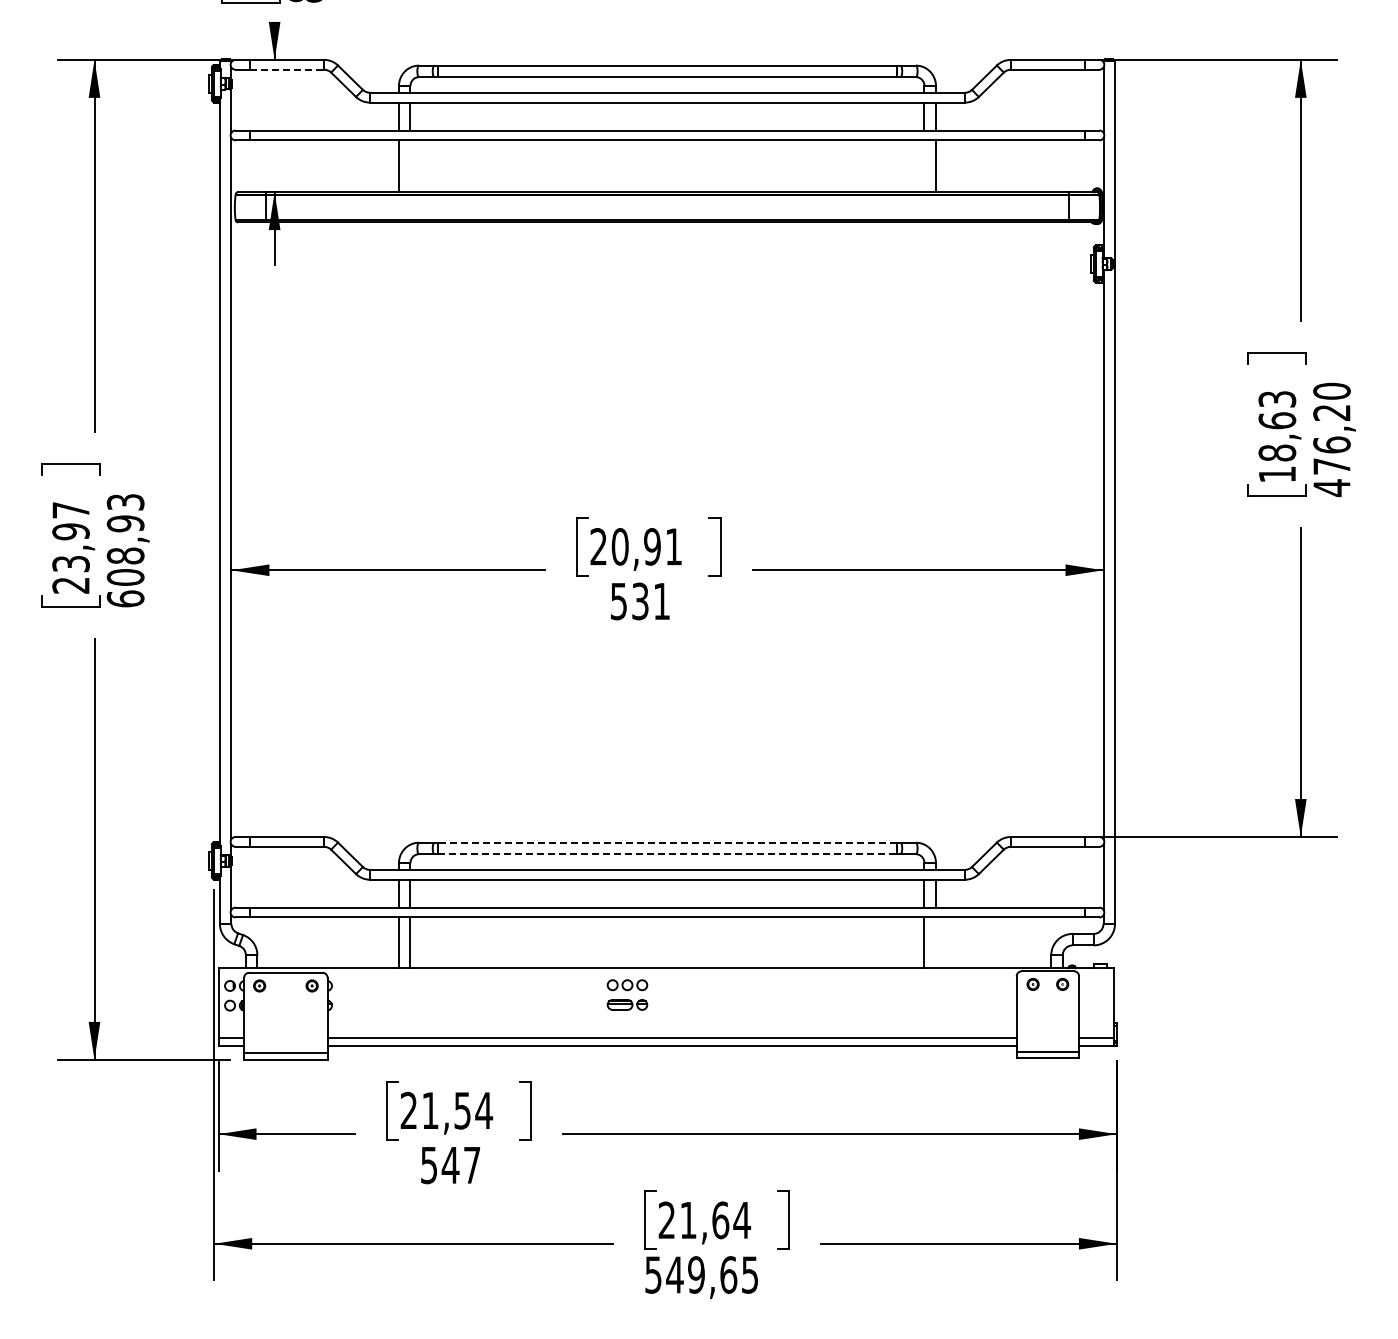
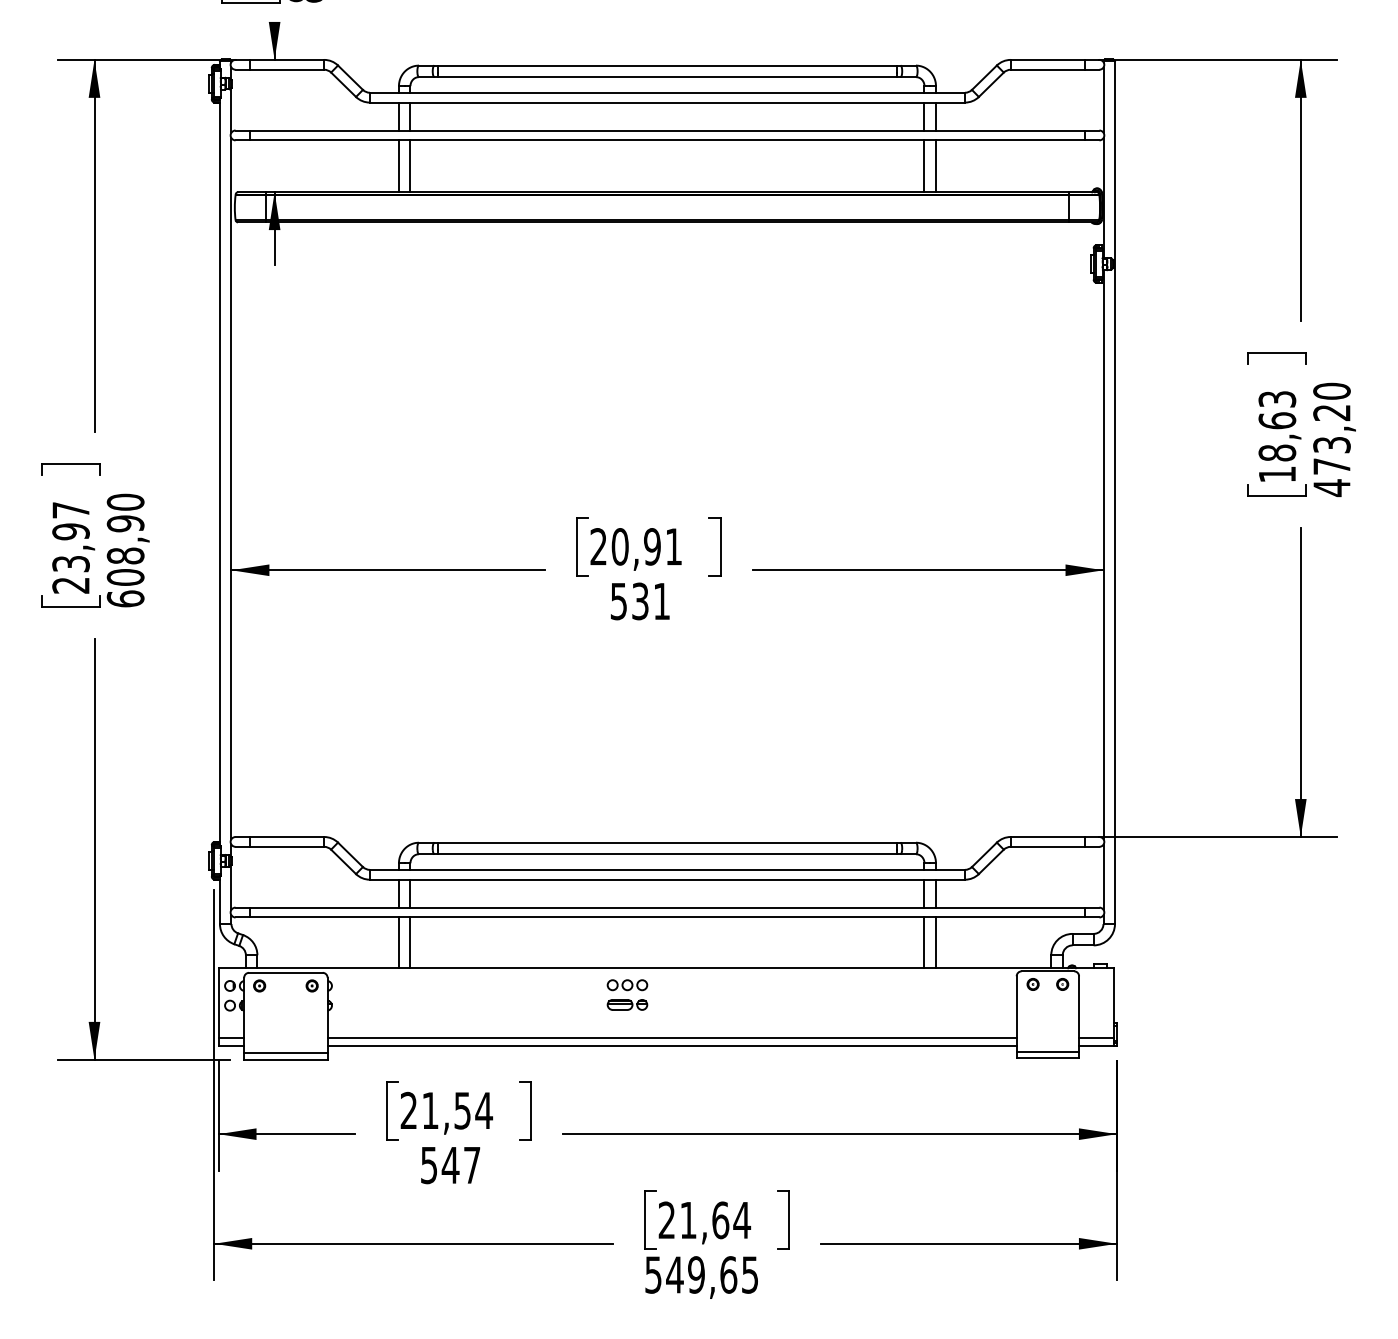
line: dashed -> solid (287, 69)
line: none -> present (410, 166)
line: none -> present (924, 166)
text: 476,20 -> 473,20 (1331, 444)
text: 608,93 -> 608,90 (125, 501)
line: dashed -> solid (666, 842)
line: dashed -> solid (667, 854)
line: none -> present (935, 942)
